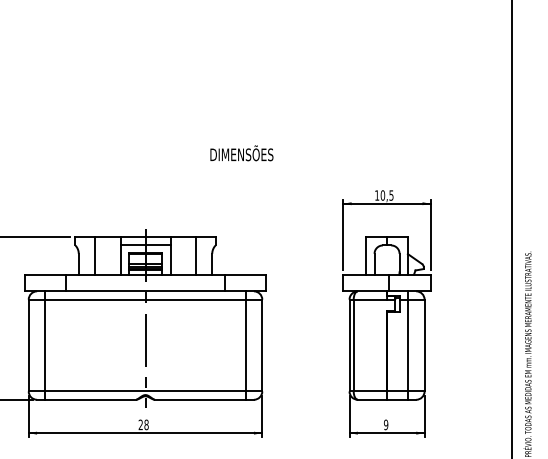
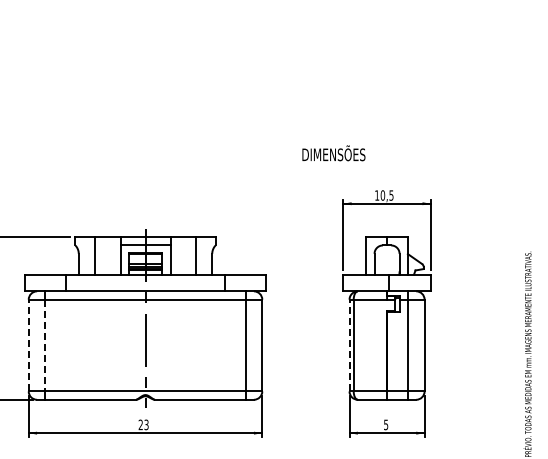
text position: (241, 153) -> (333, 153) (333, 153)
line: present -> none (512, 228)
line: solid -> dashed (28, 345)
line: solid -> dashed (45, 345)
line: solid -> dashed (349, 345)
text: 28 -> 23 (146, 424)
text: 9 -> 5 (386, 424)
